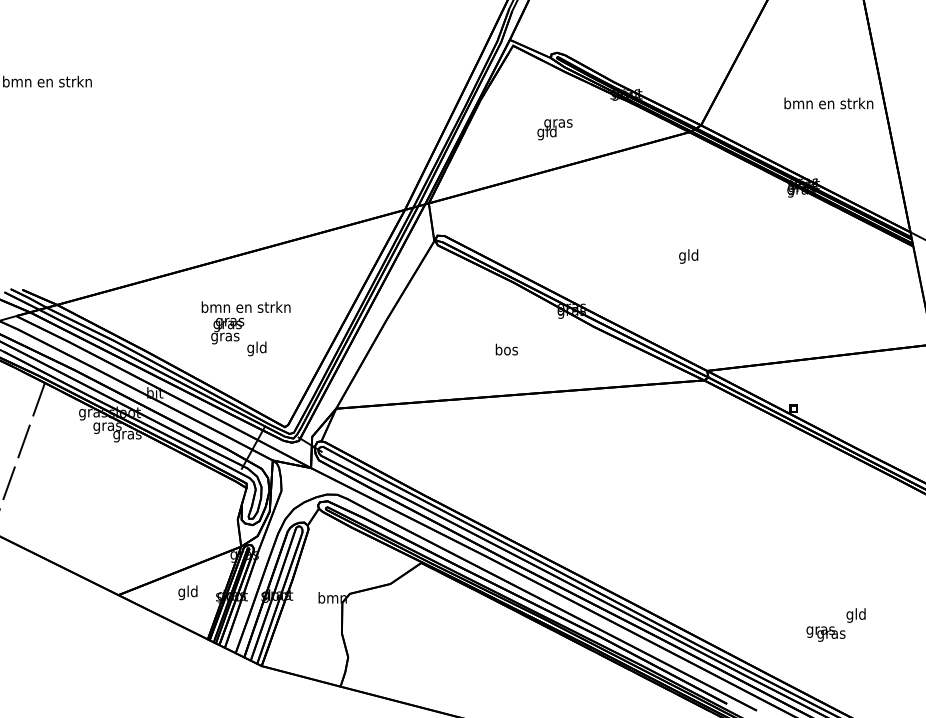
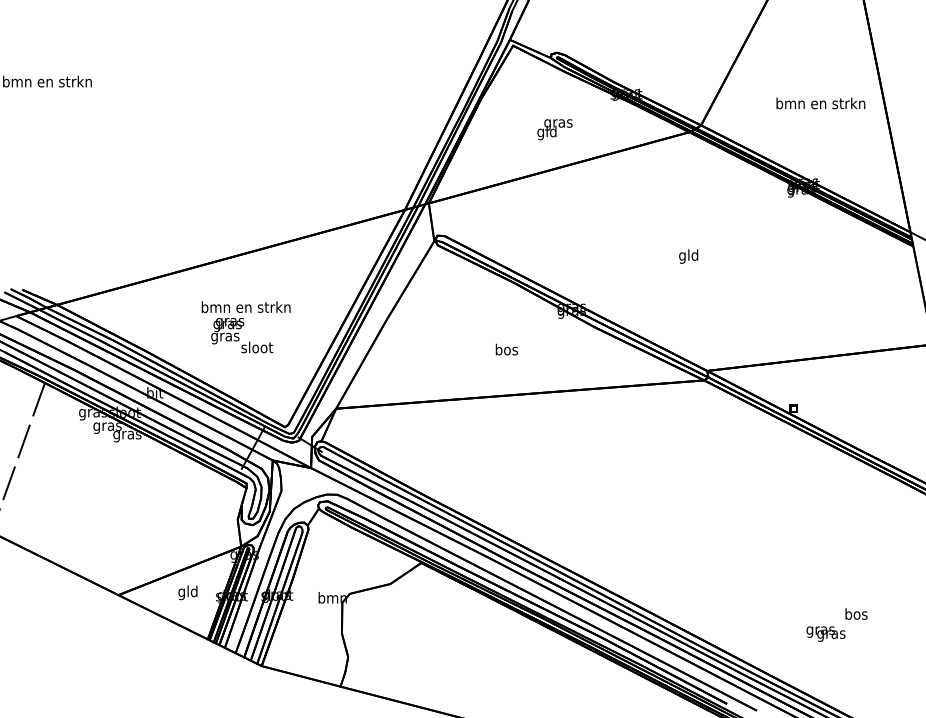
text position: (828, 103) -> (820, 103) (820, 103)
text: gld -> sloot (257, 348)
text: gld -> bos (856, 615)
